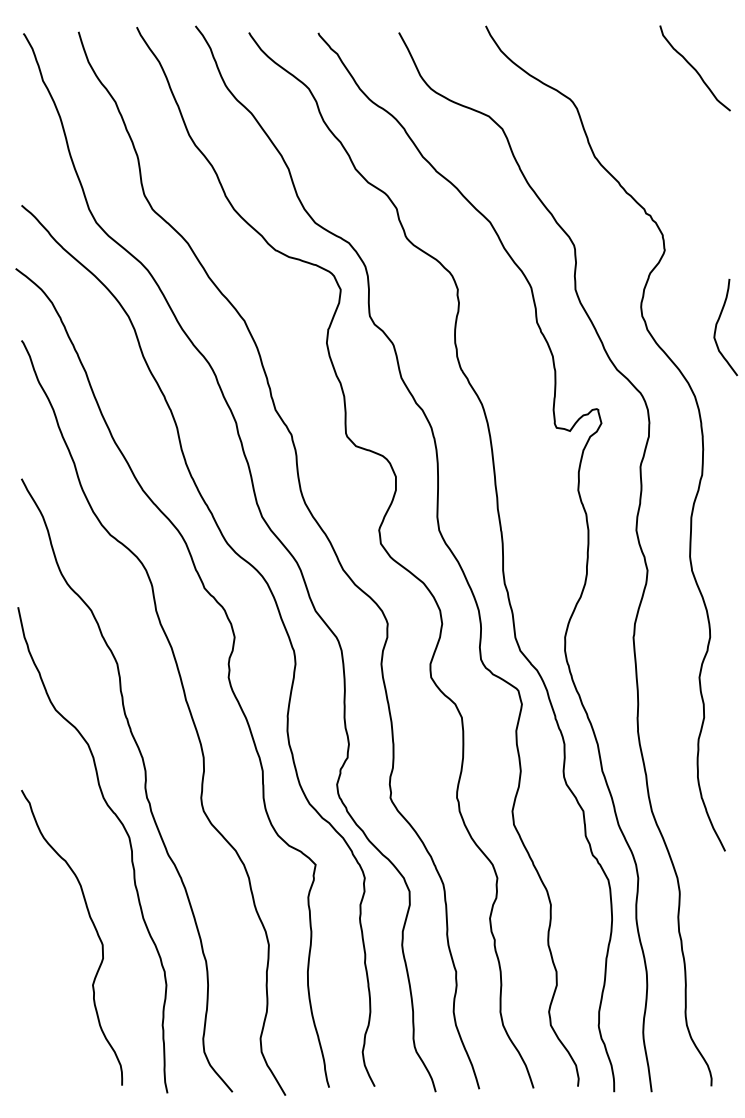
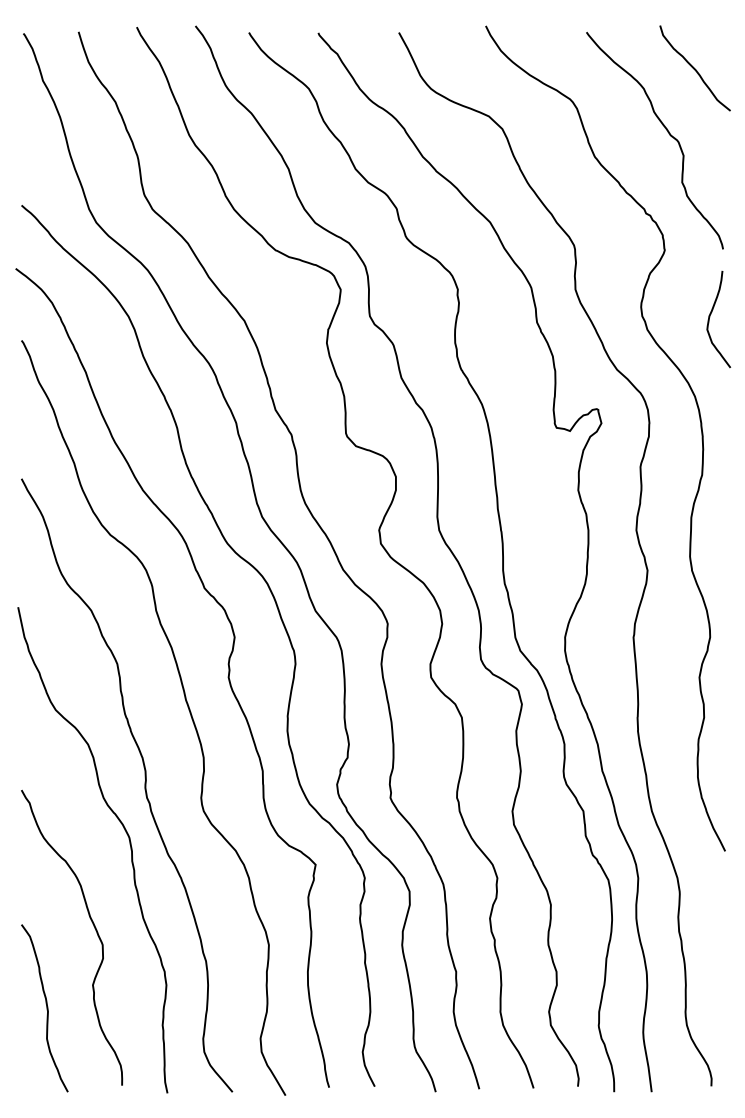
curve: none -> present (667, 132)
curve position: (717, 325) -> (710, 317) (710, 317)
curve: none -> present (46, 1008)
